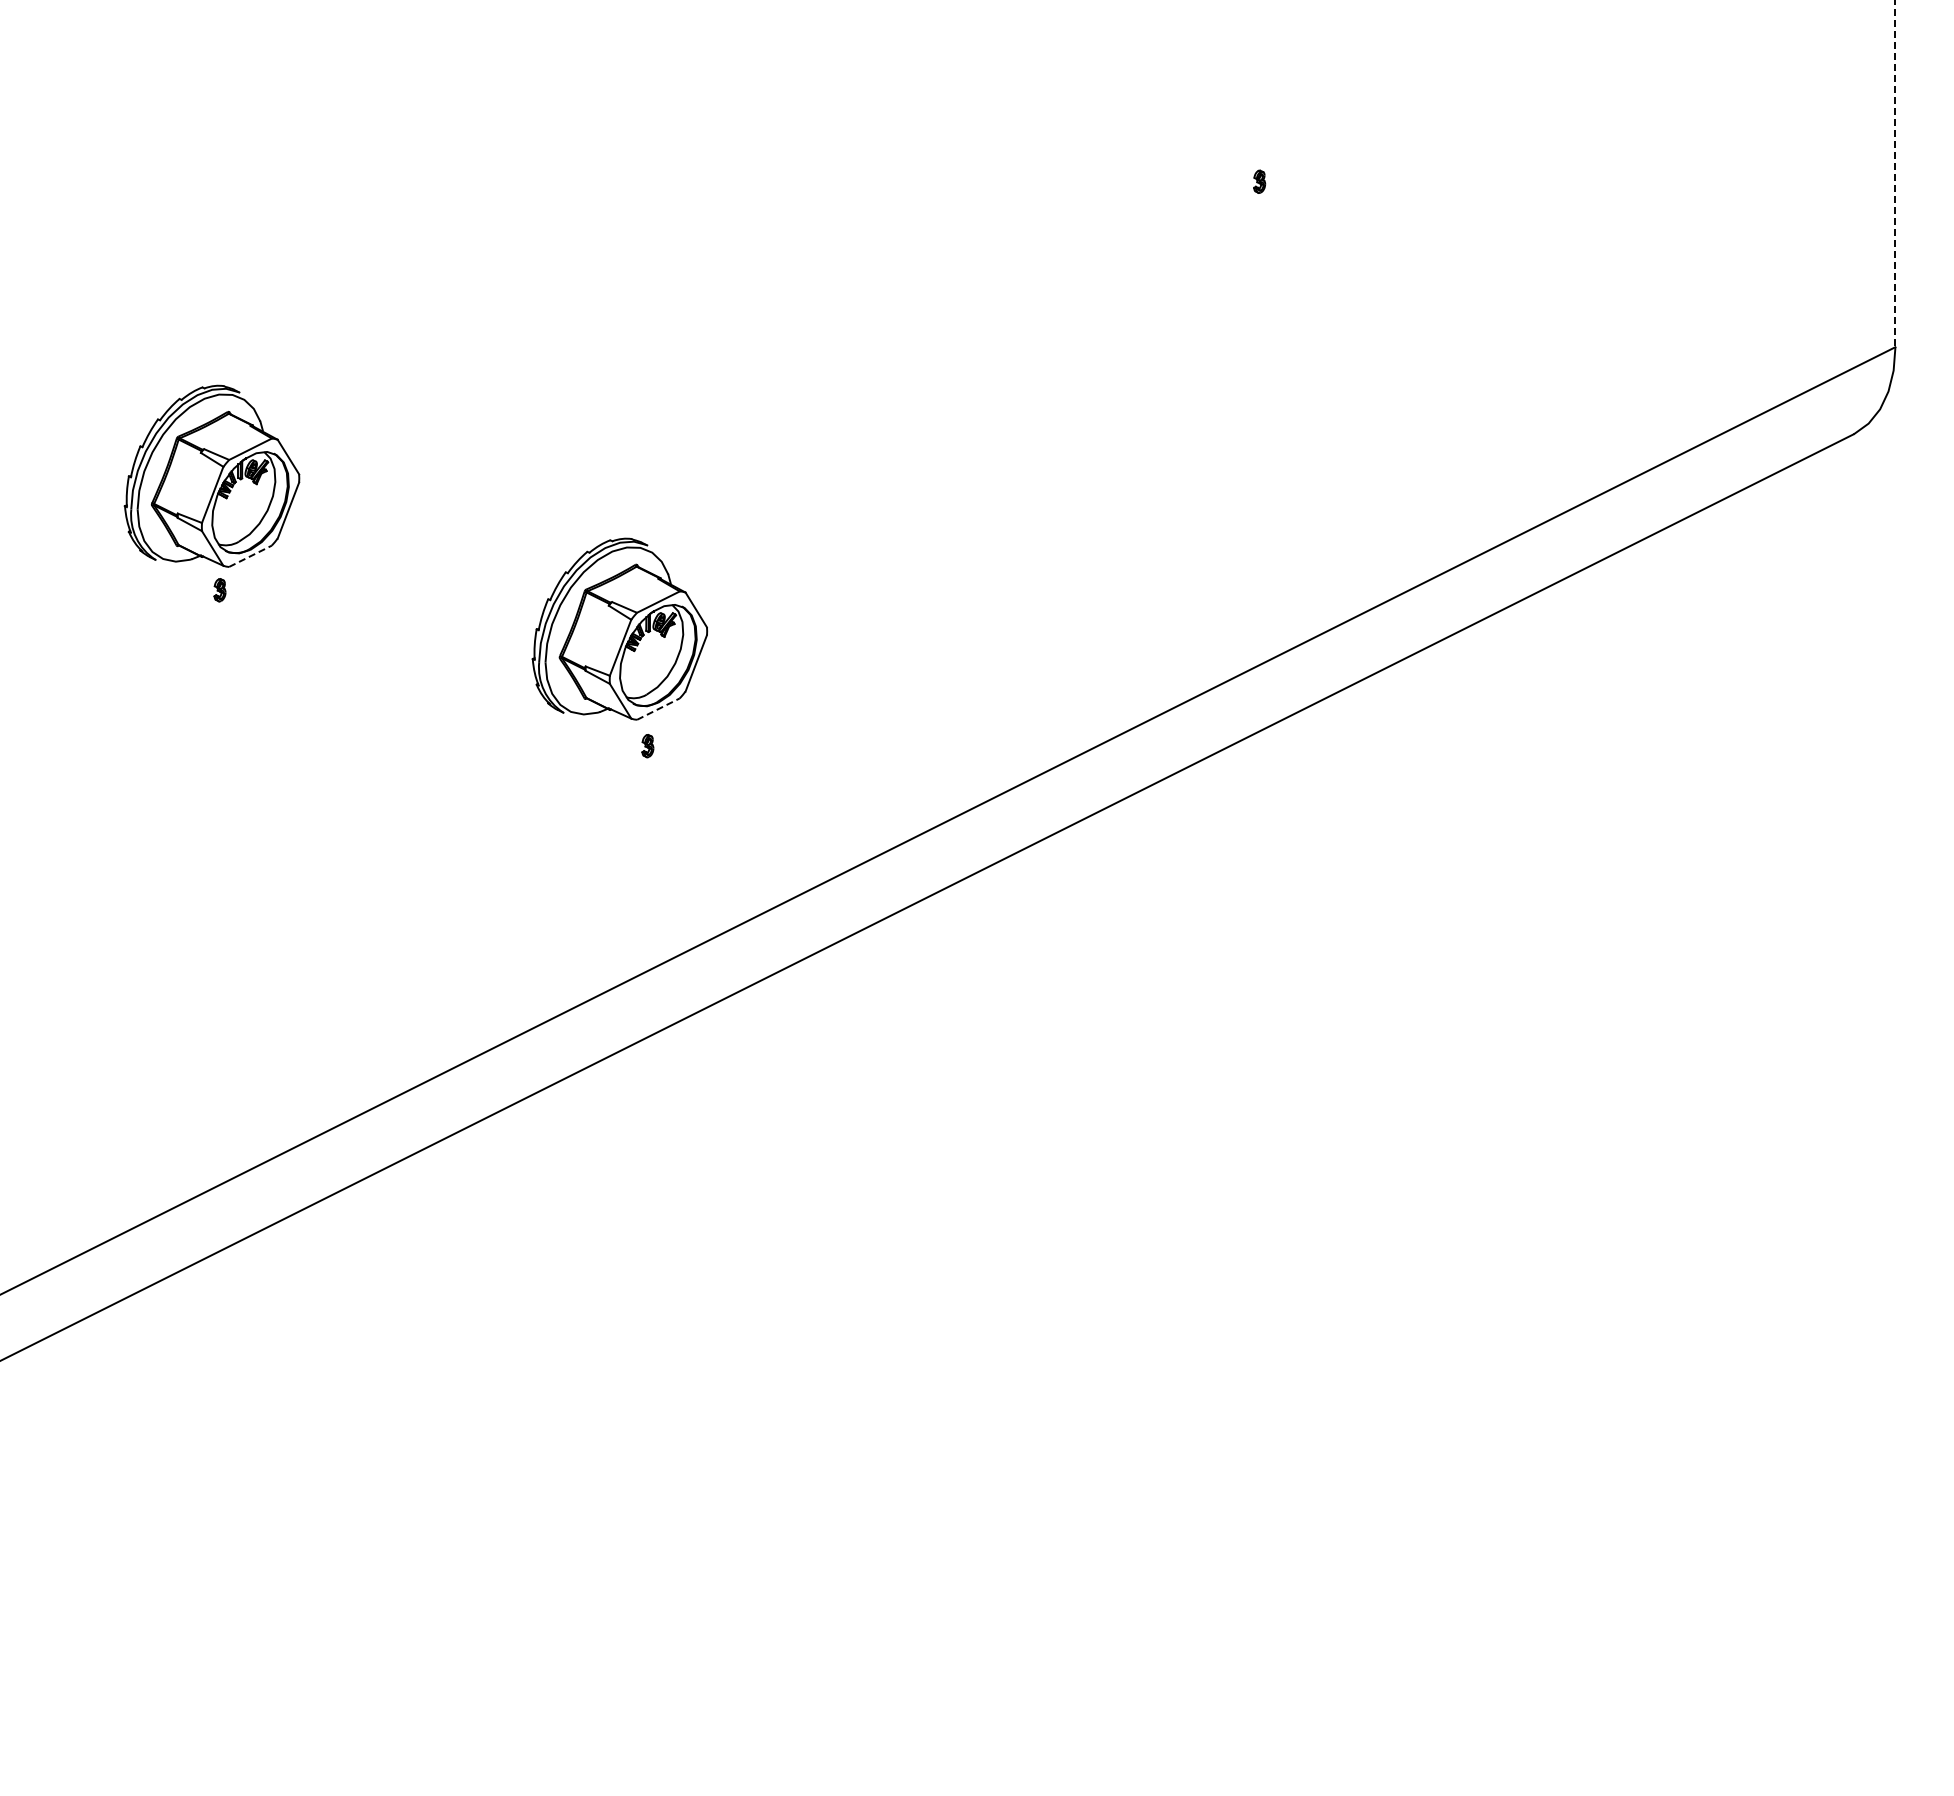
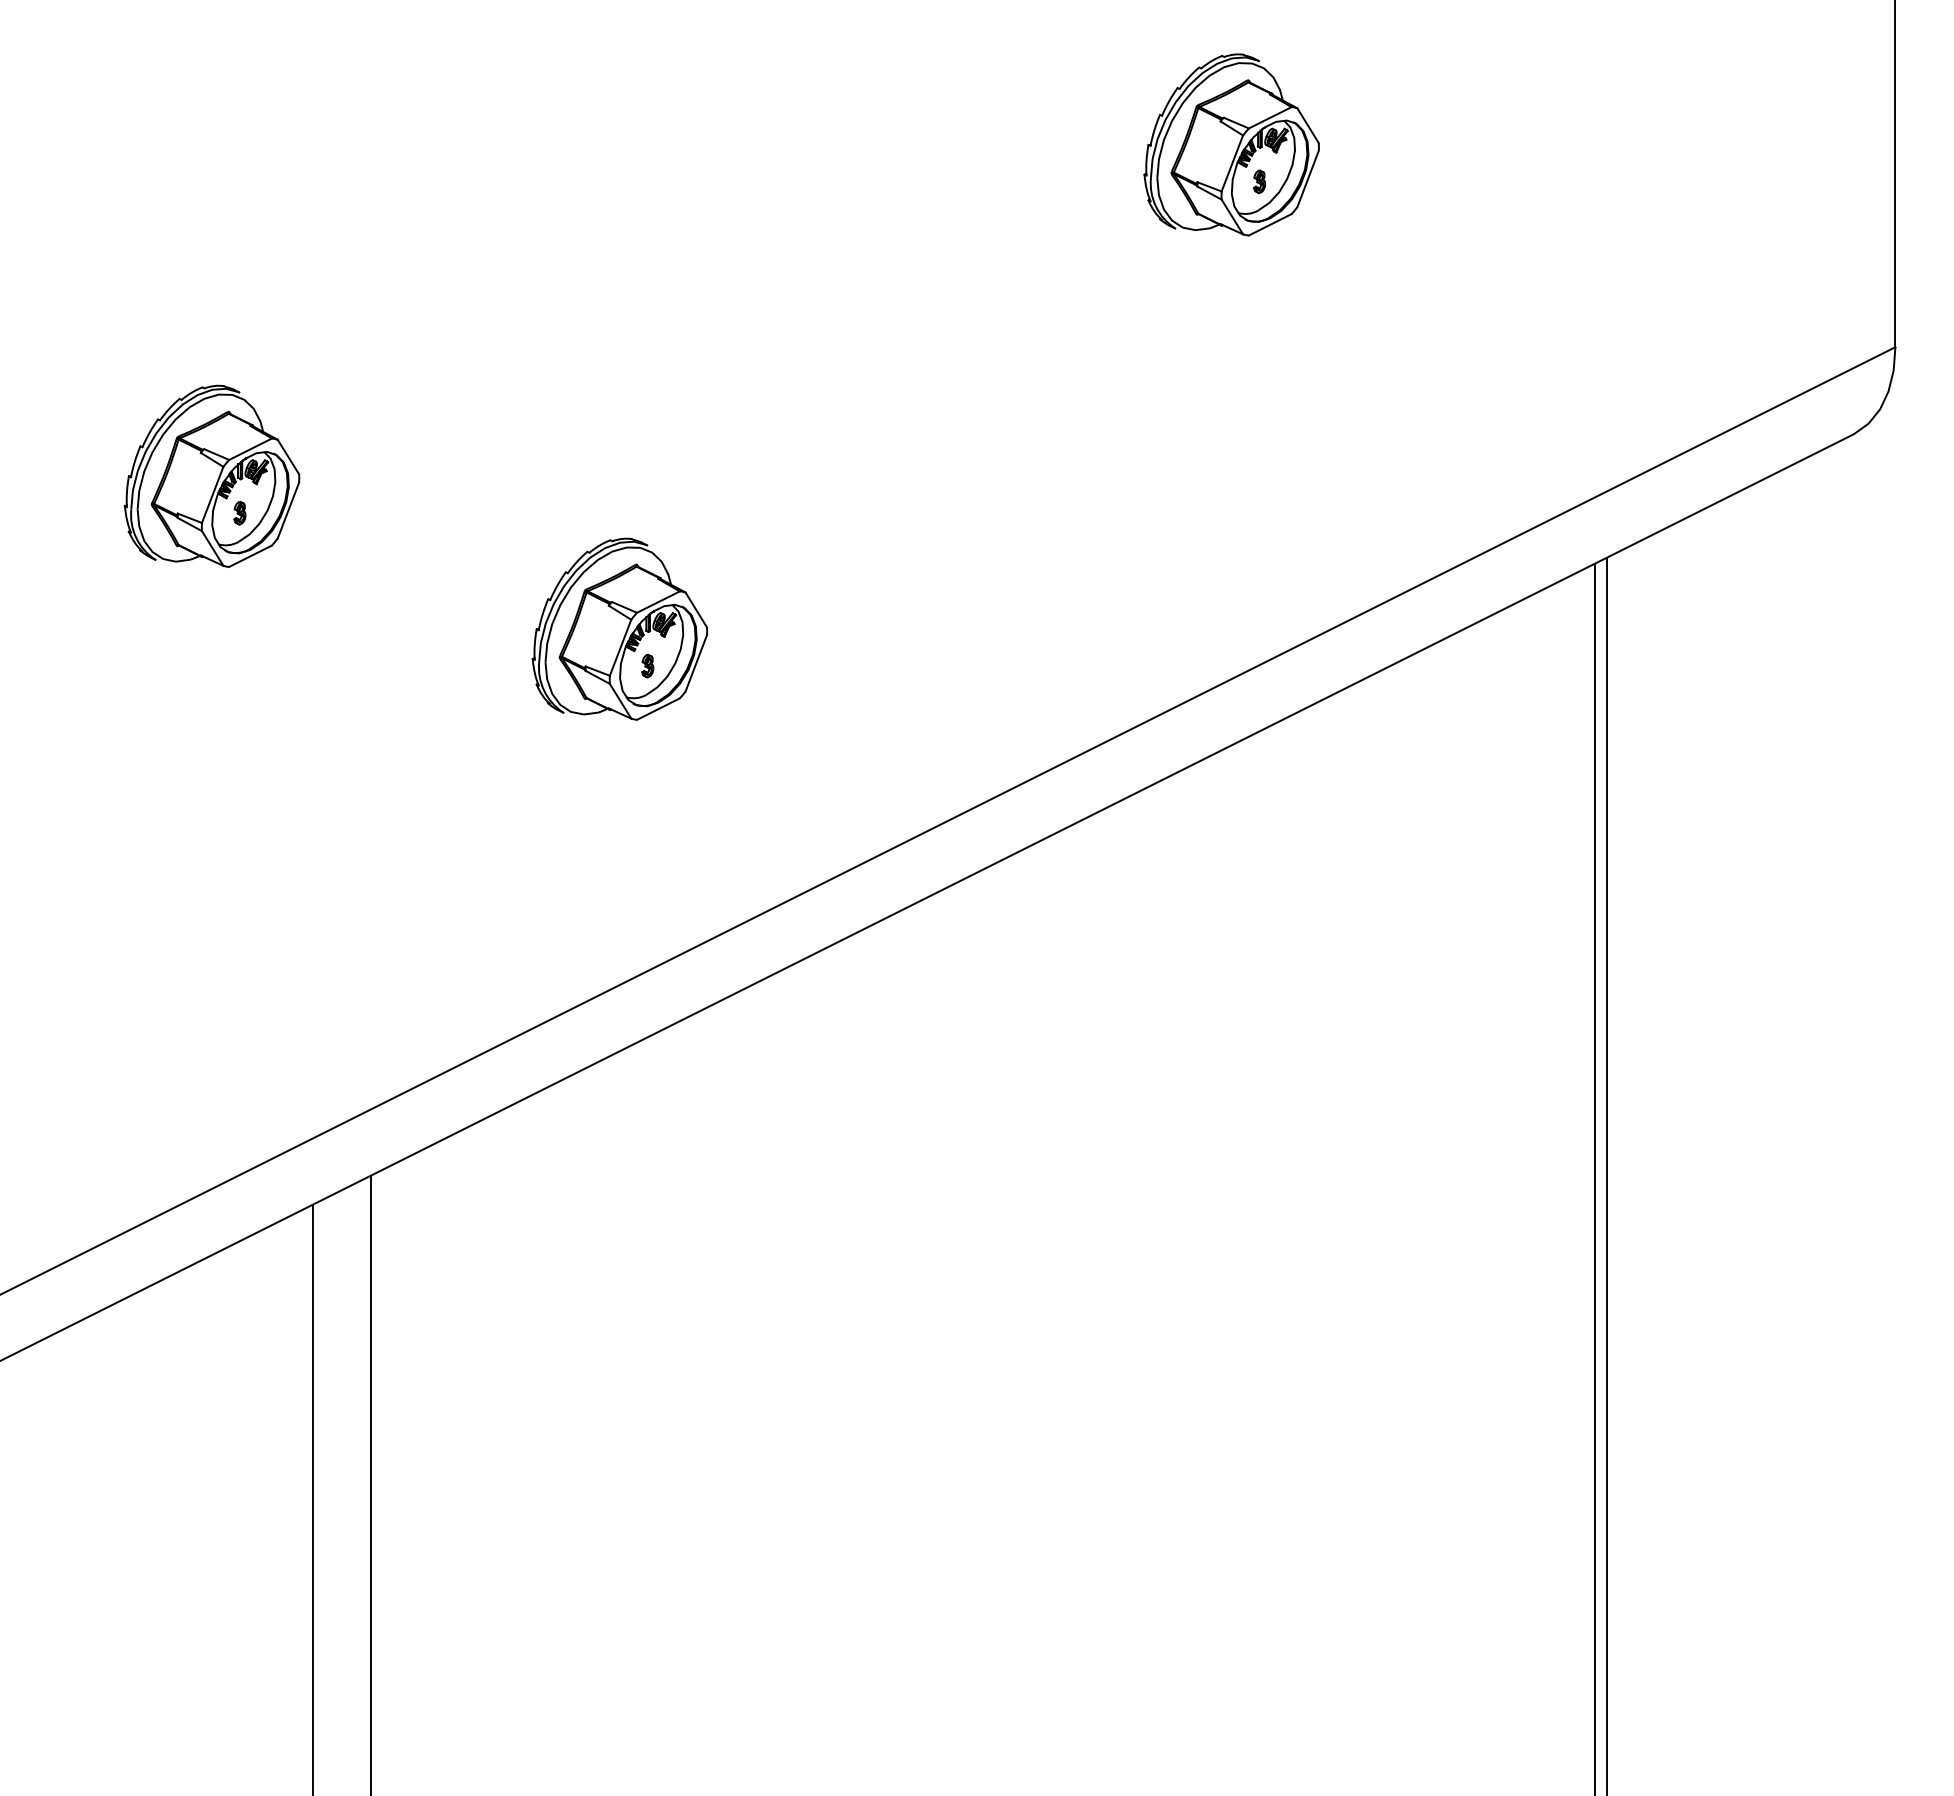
part: none -> present (1231, 144)
line: dashed -> solid (1895, 174)
line: dashed -> solid (250, 556)
part position: (219, 590) -> (239, 513) (239, 513)
line: dashed -> solid (658, 709)
part position: (647, 746) -> (647, 666) (647, 666)
line: none -> present (1606, 1174)
line: none -> present (1594, 1177)
line: none -> present (370, 1483)
line: none -> present (312, 1498)
